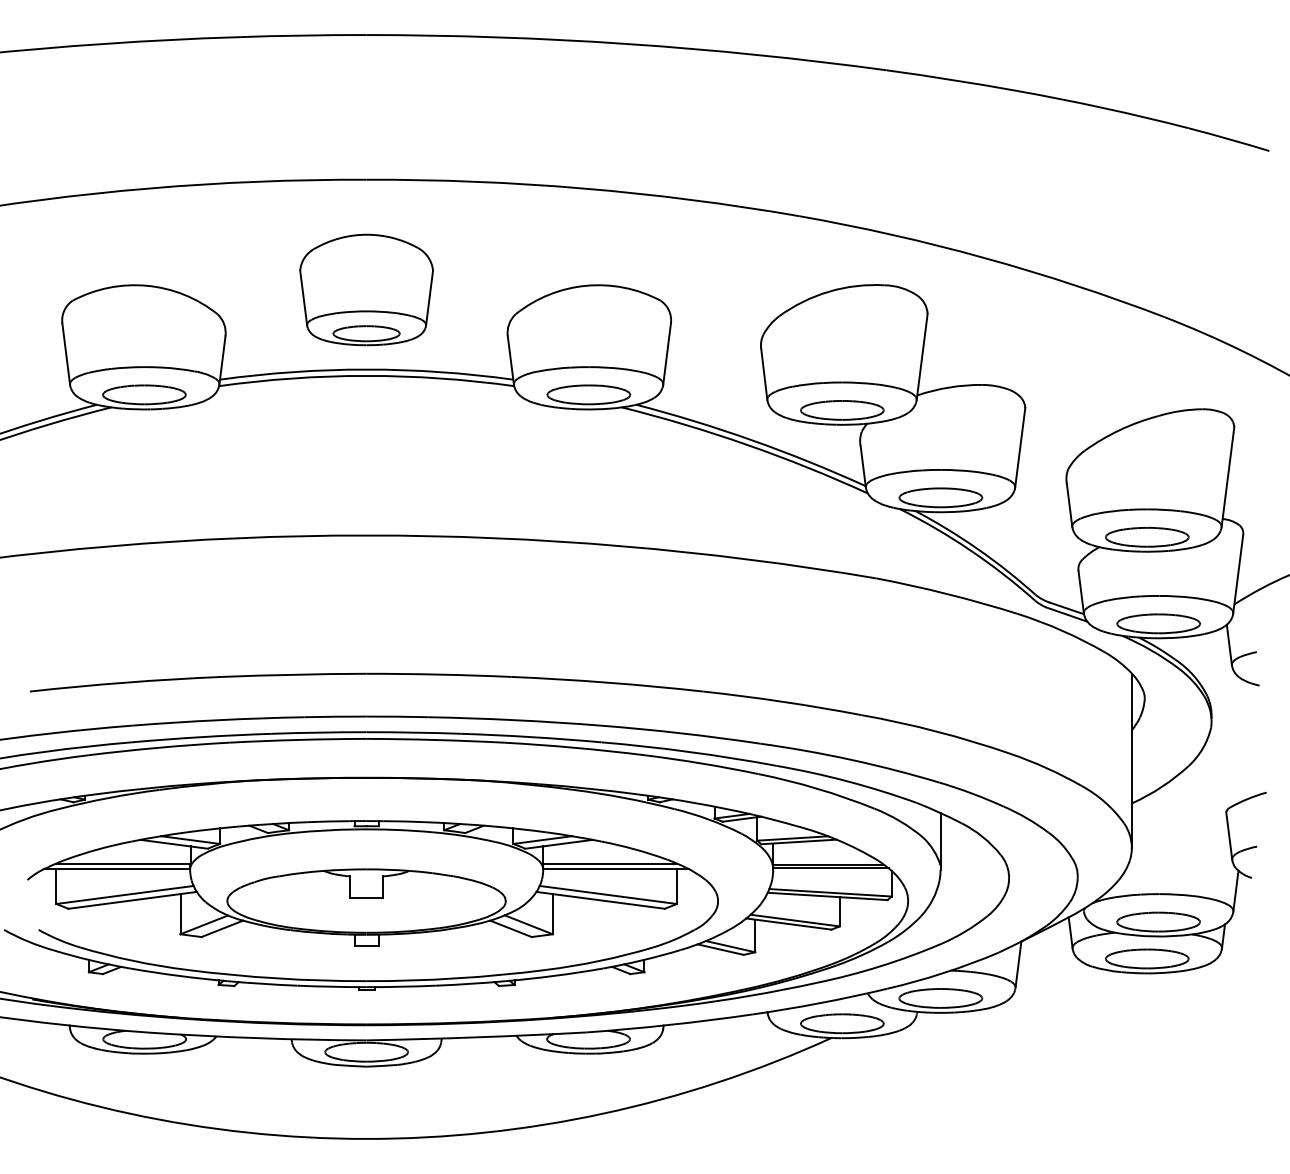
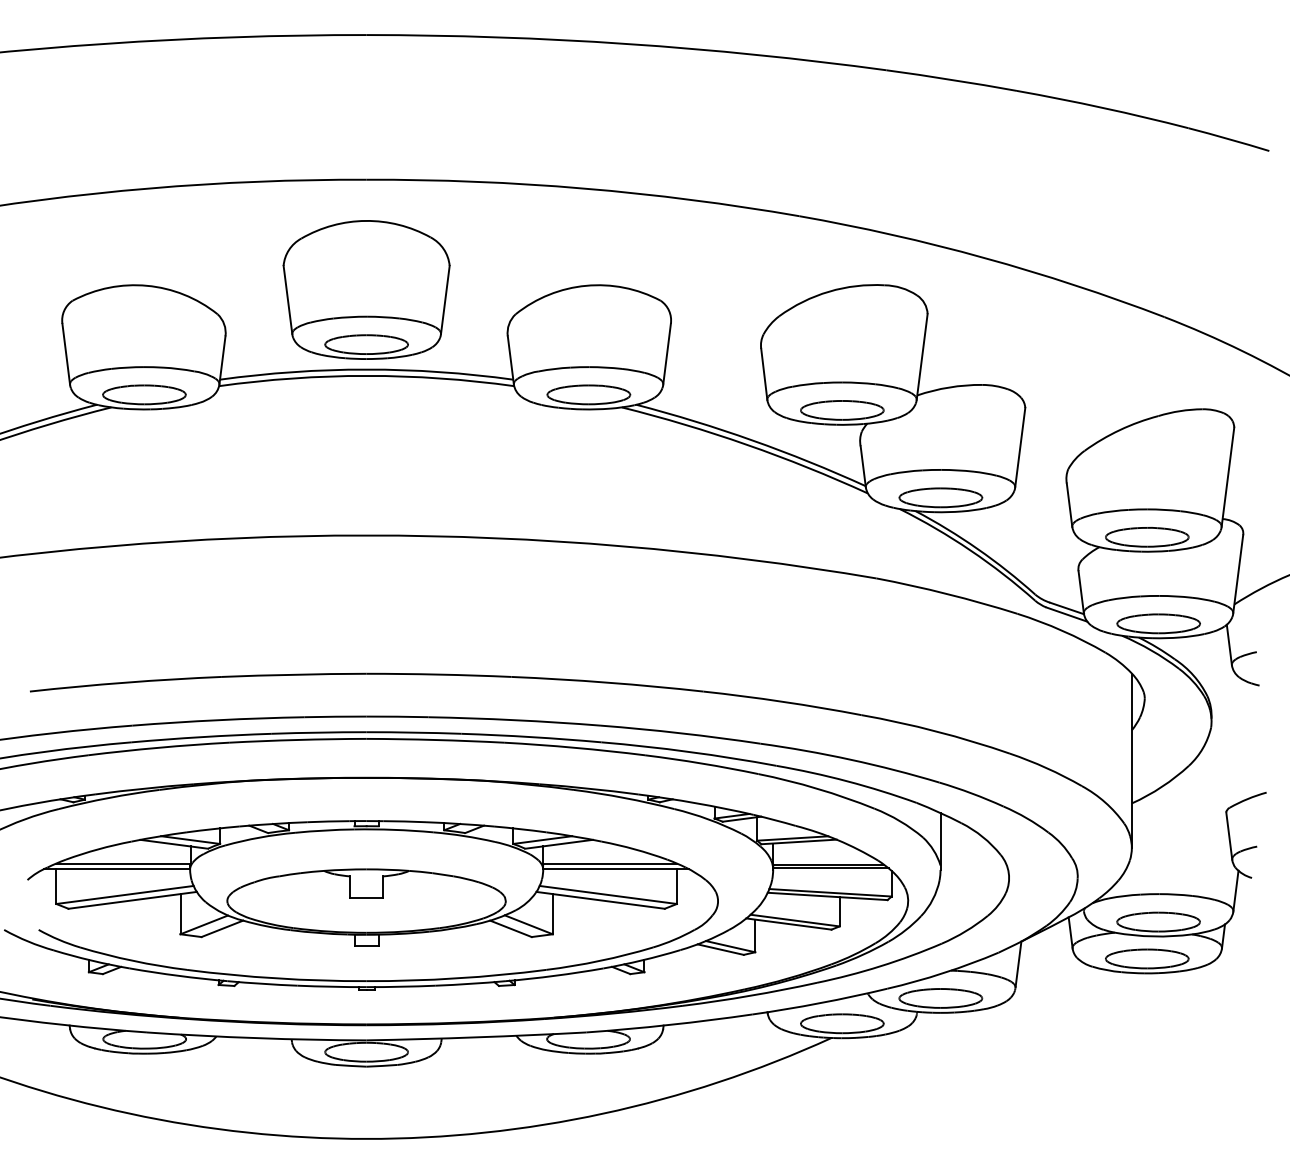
part size: 135x114 px -> 169x140 px (366, 289)
